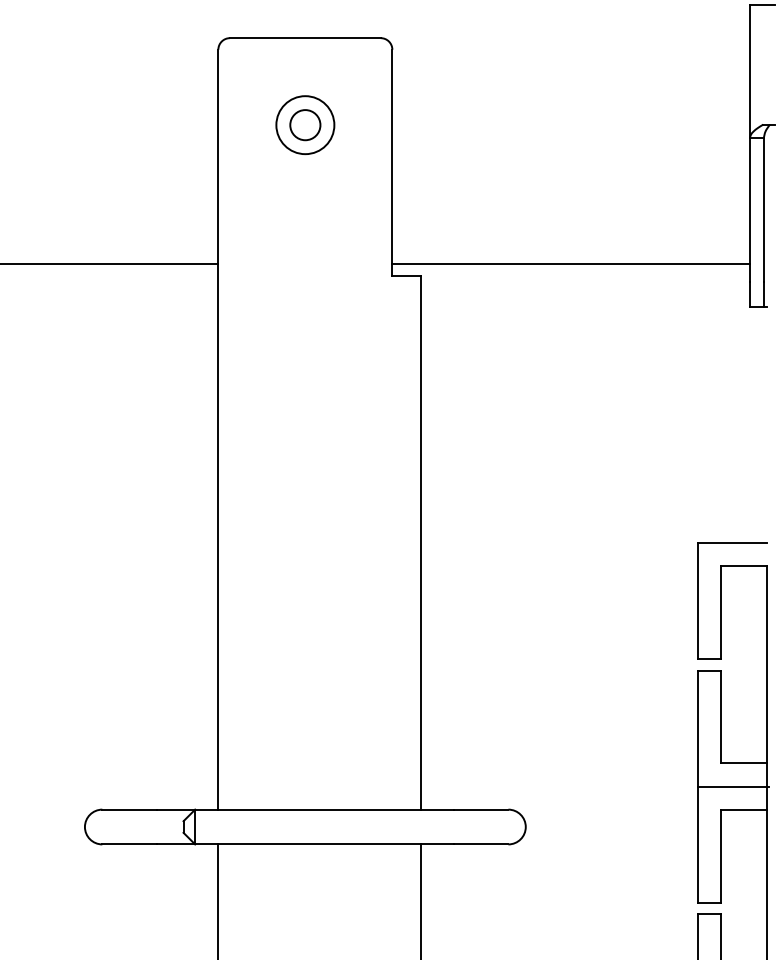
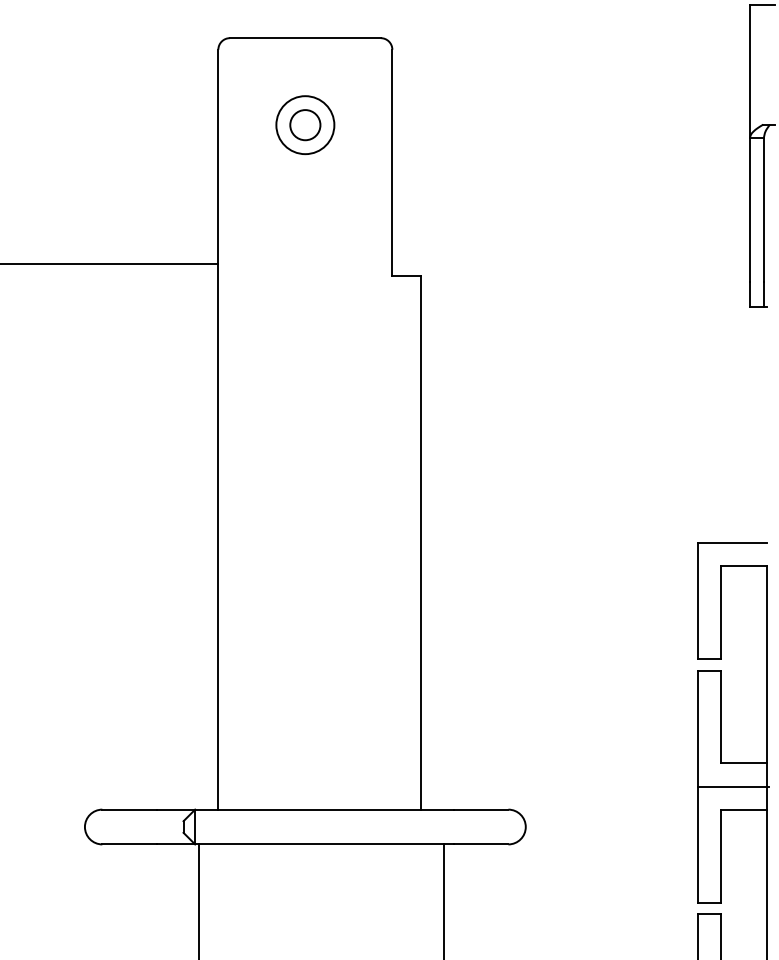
line: present -> none (570, 264)
line position: (218, 900) -> (199, 900) (199, 900)
line position: (420, 900) -> (443, 900) (443, 900)
